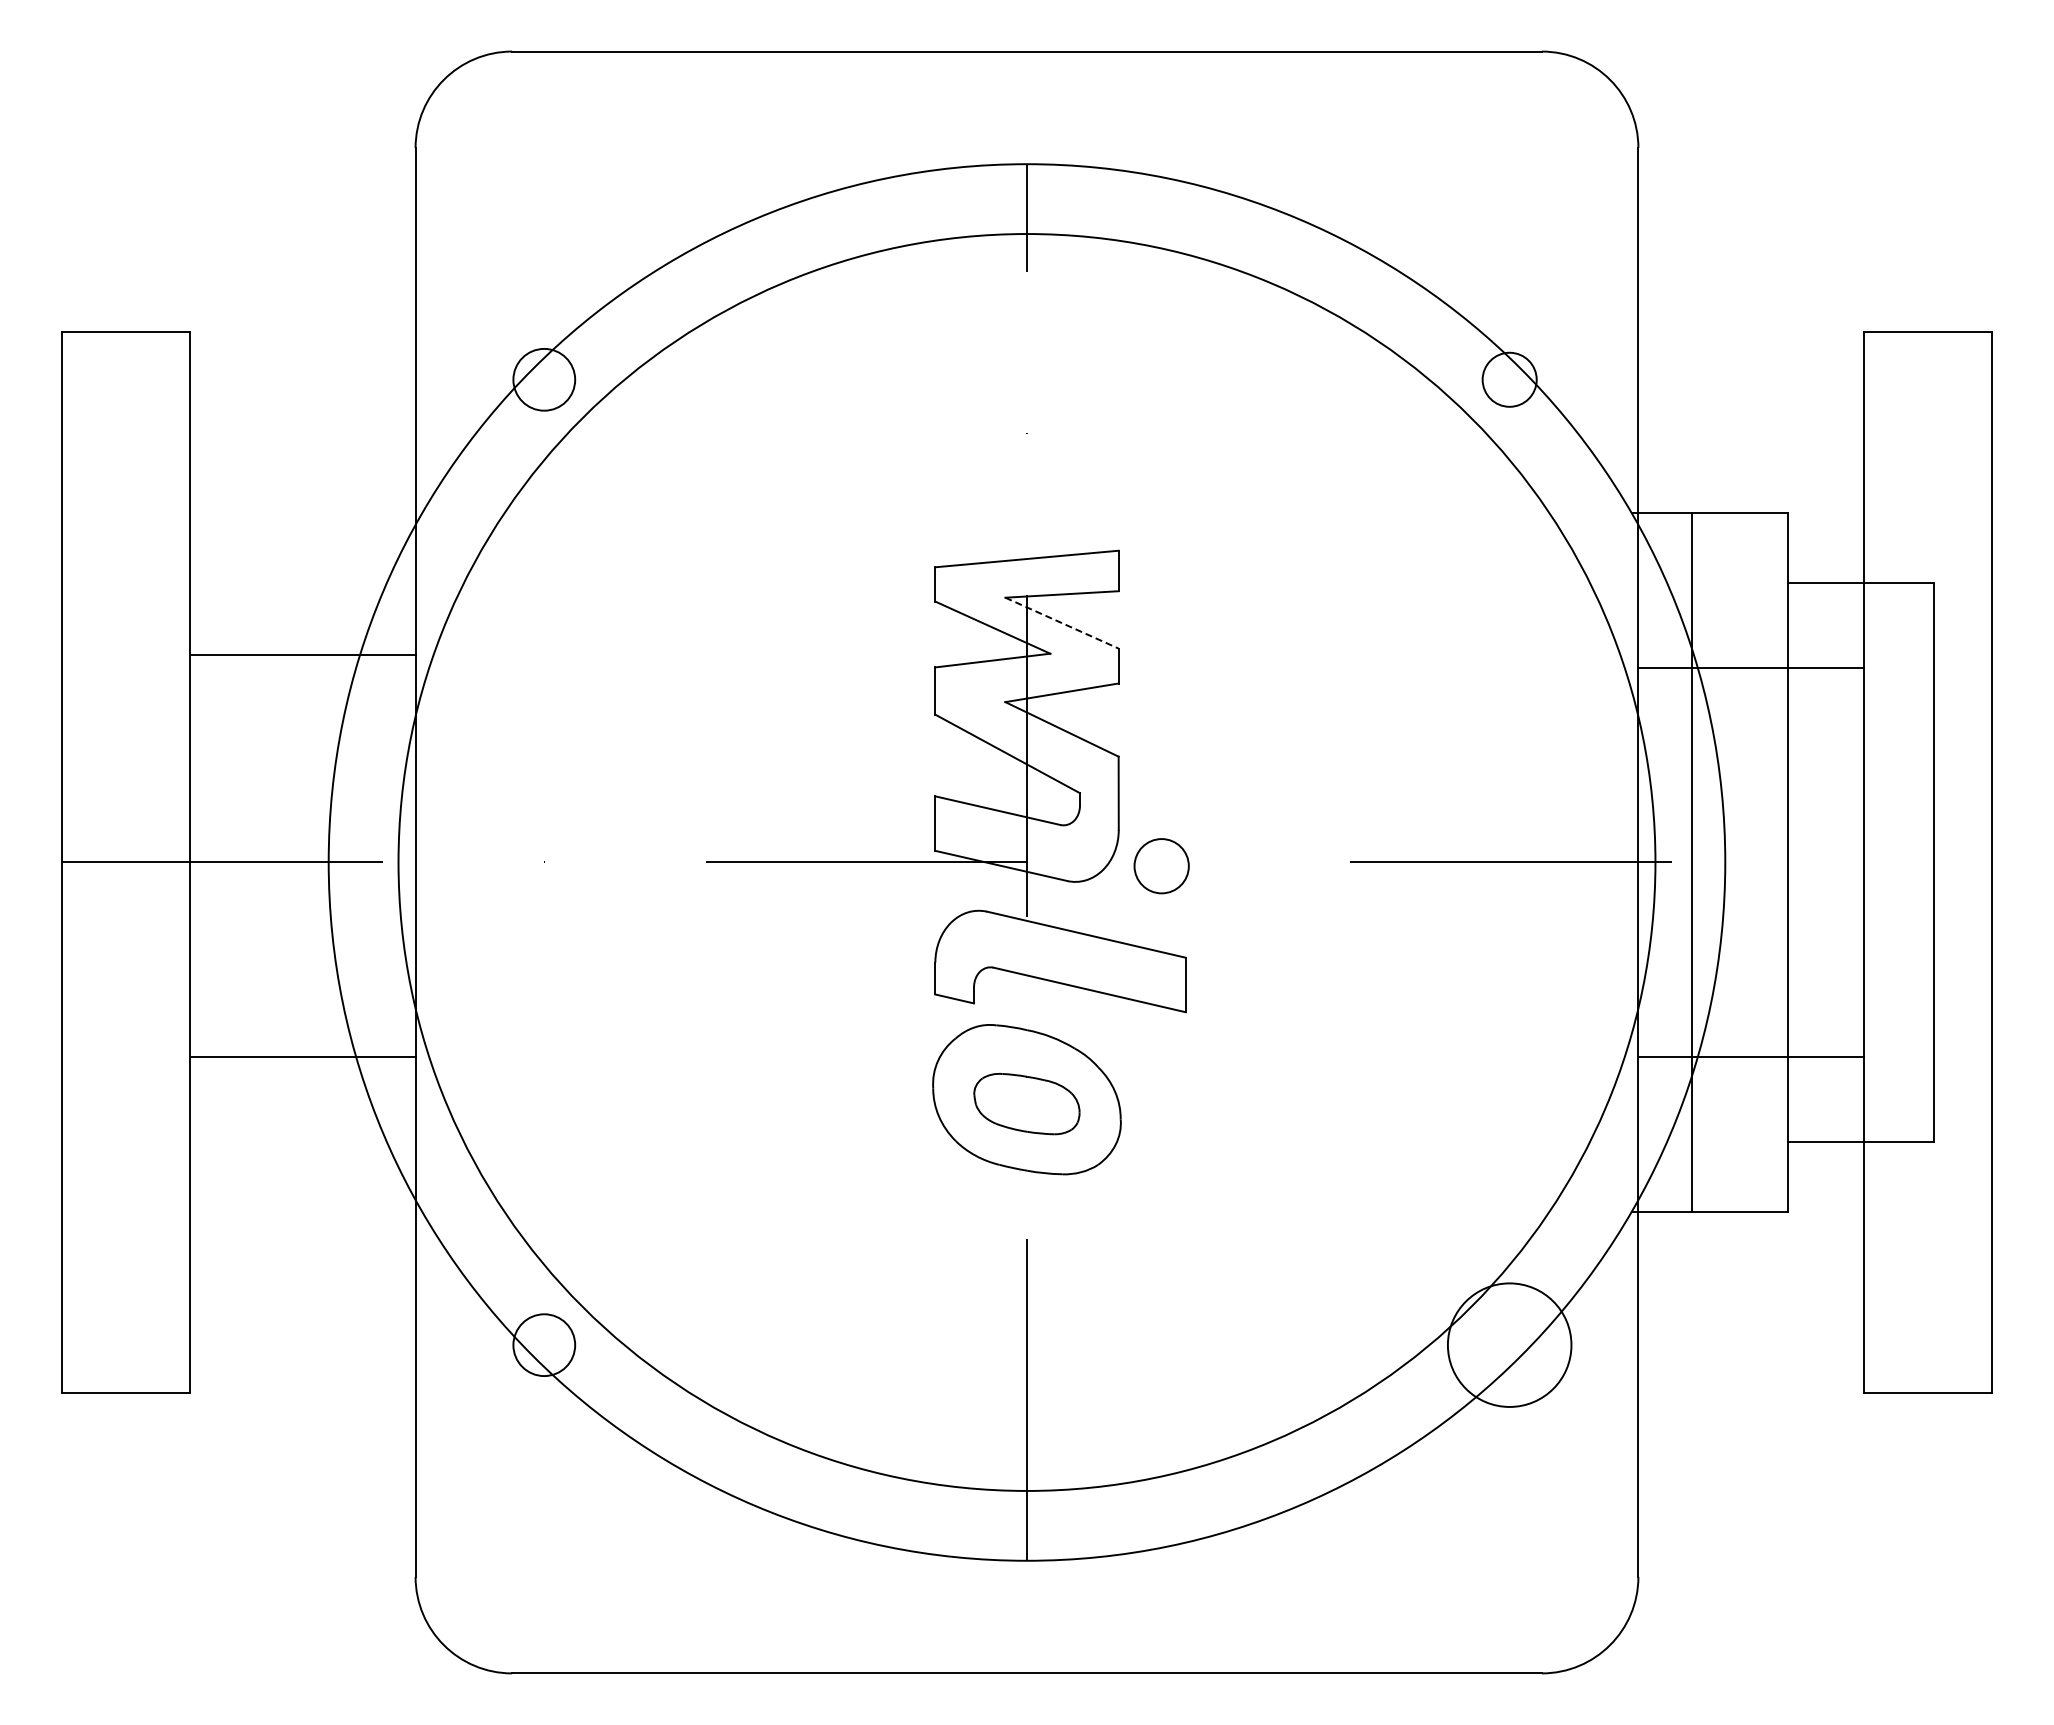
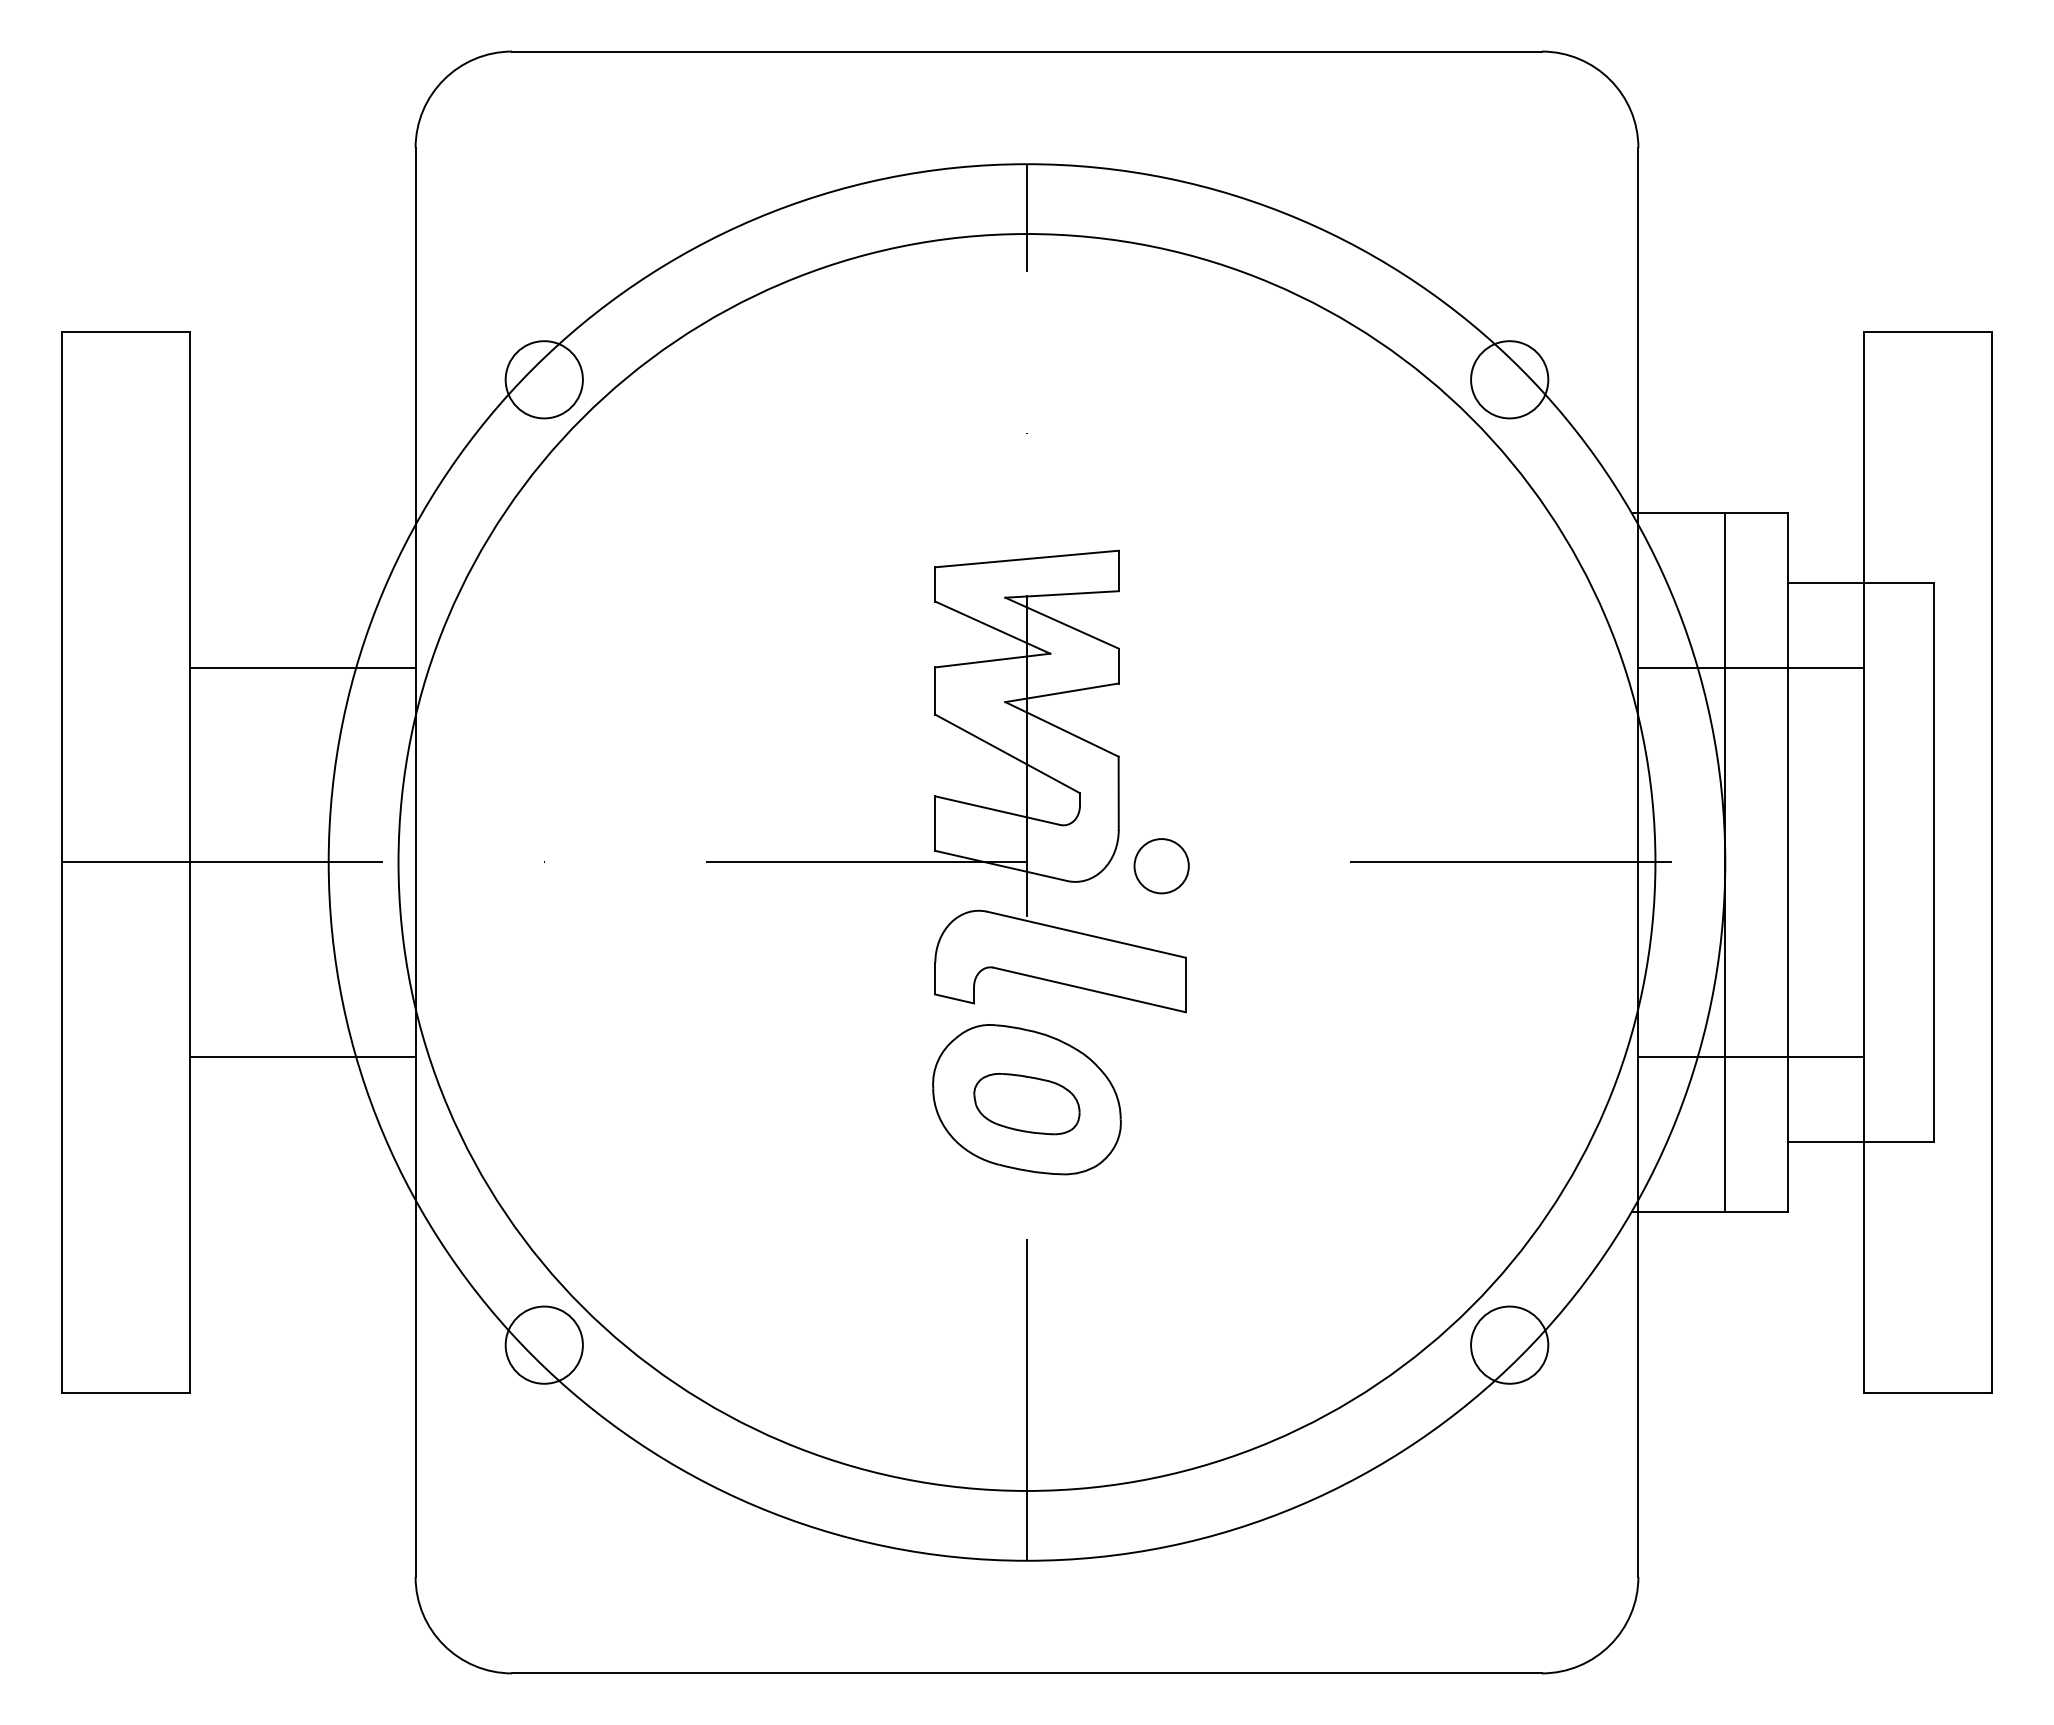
circle diameter: 62 px -> 77 px (543, 379)
circle diameter: 54 px -> 77 px (1509, 379)
line: dashed -> solid (1062, 623)
line position: (302, 655) -> (302, 668) (302, 668)
line position: (1692, 862) -> (1725, 862) (1725, 862)
circle diameter: 124 px -> 77 px (1509, 1344)
circle diameter: 62 px -> 77 px (543, 1344)
